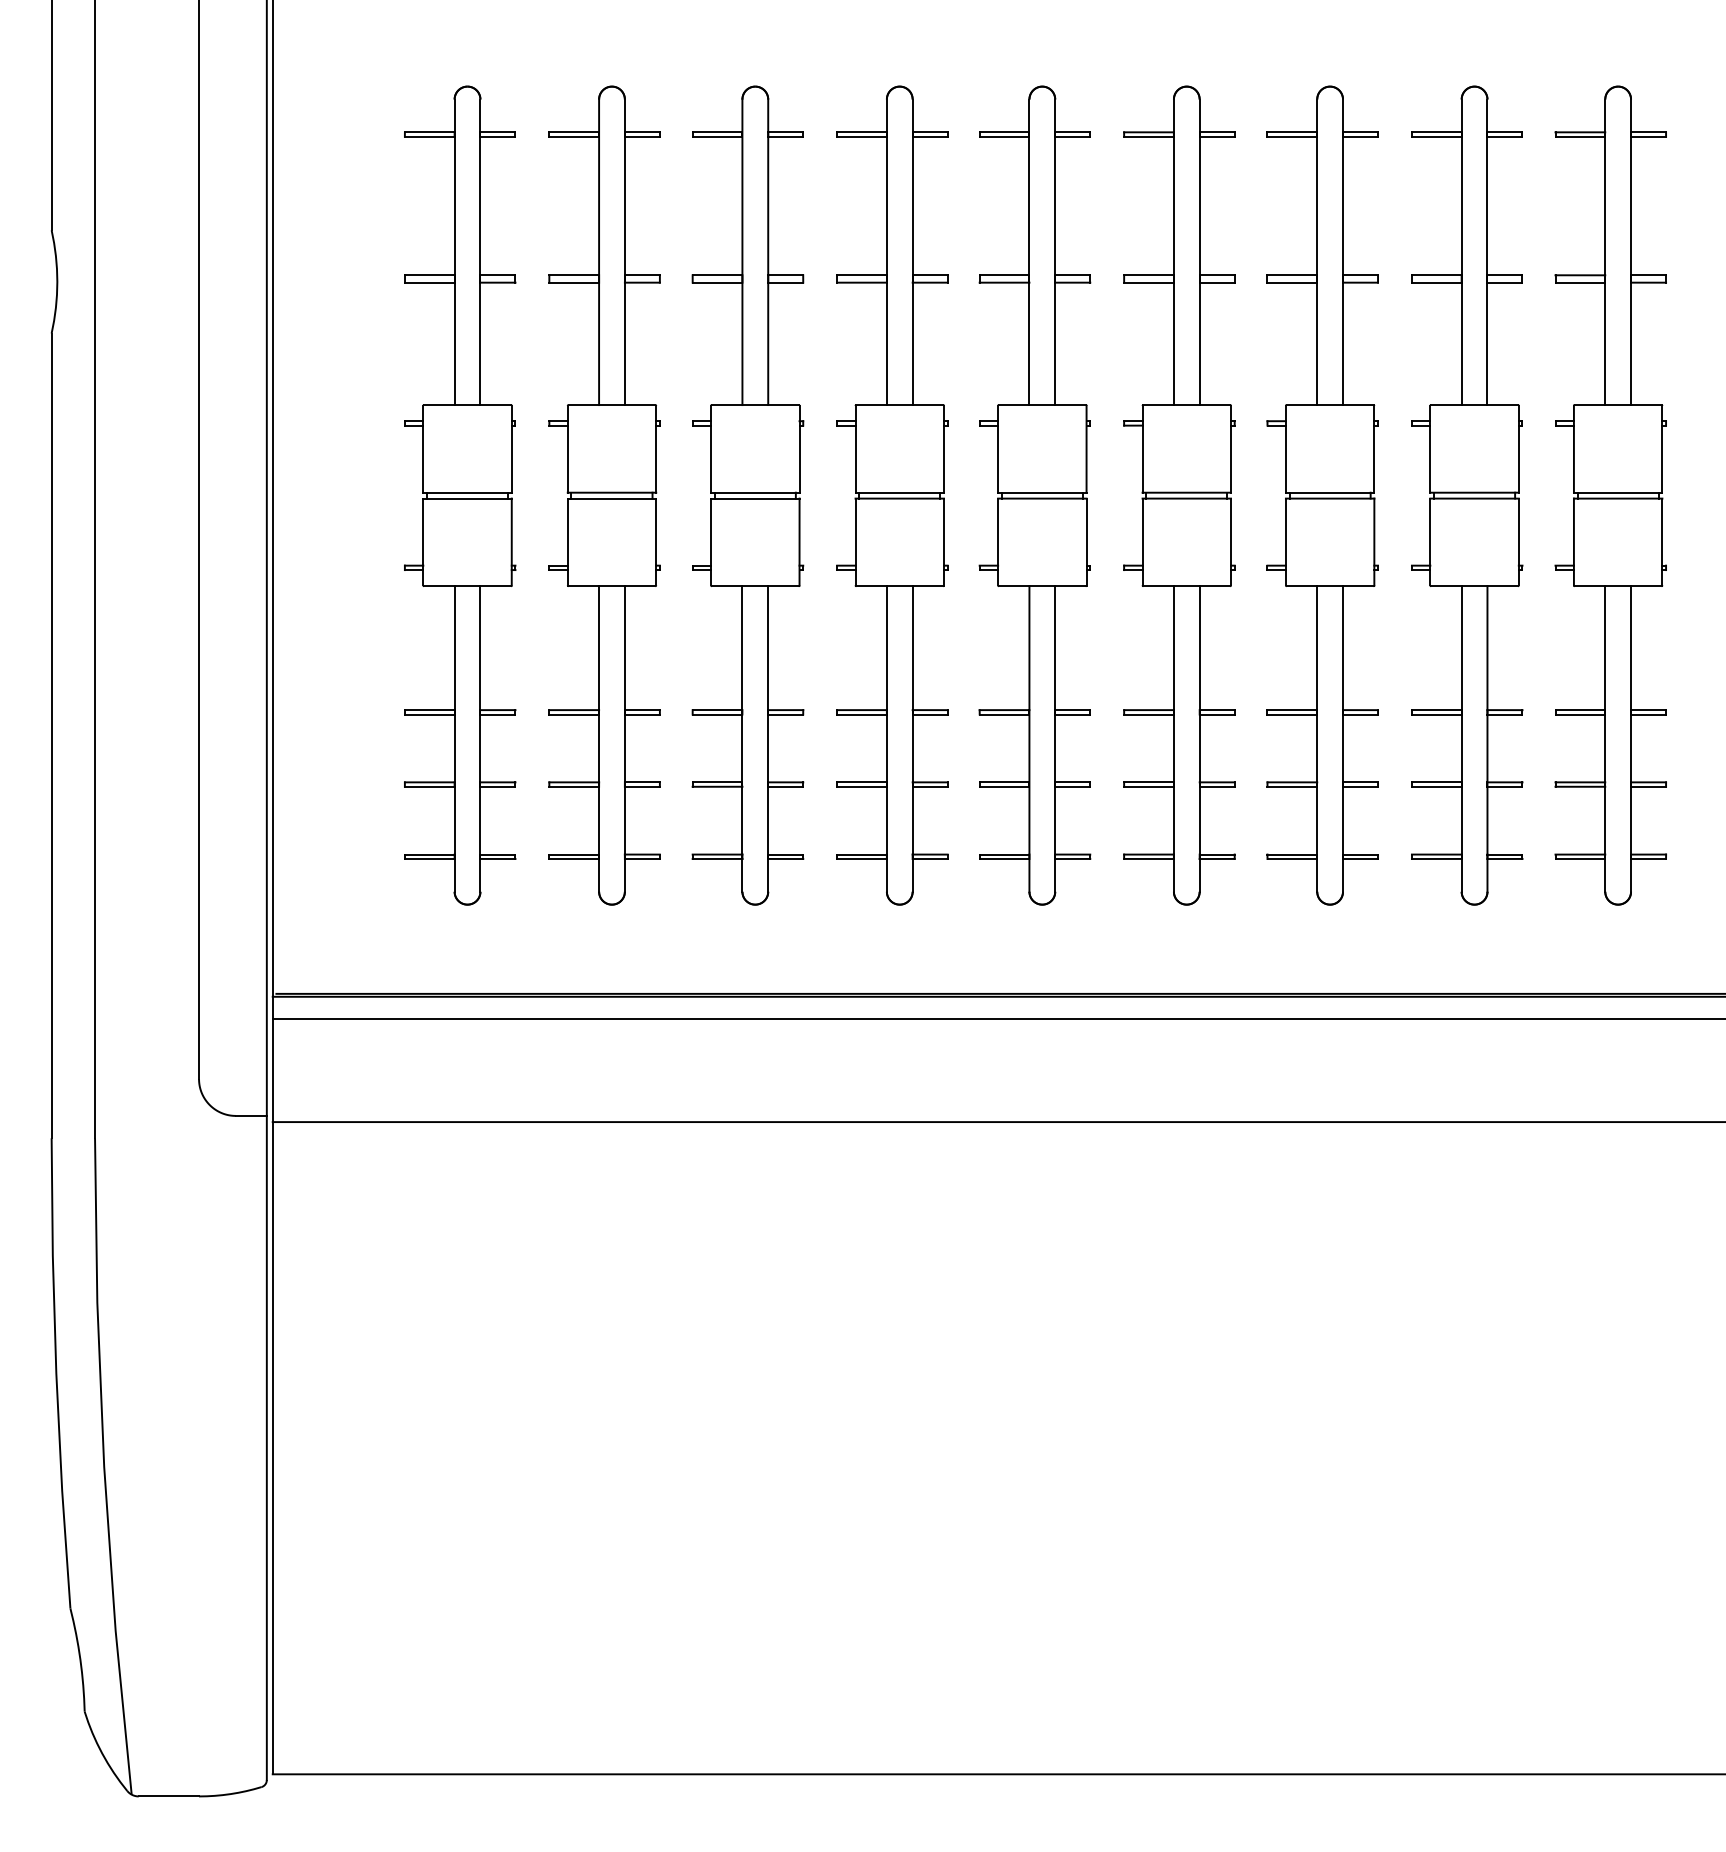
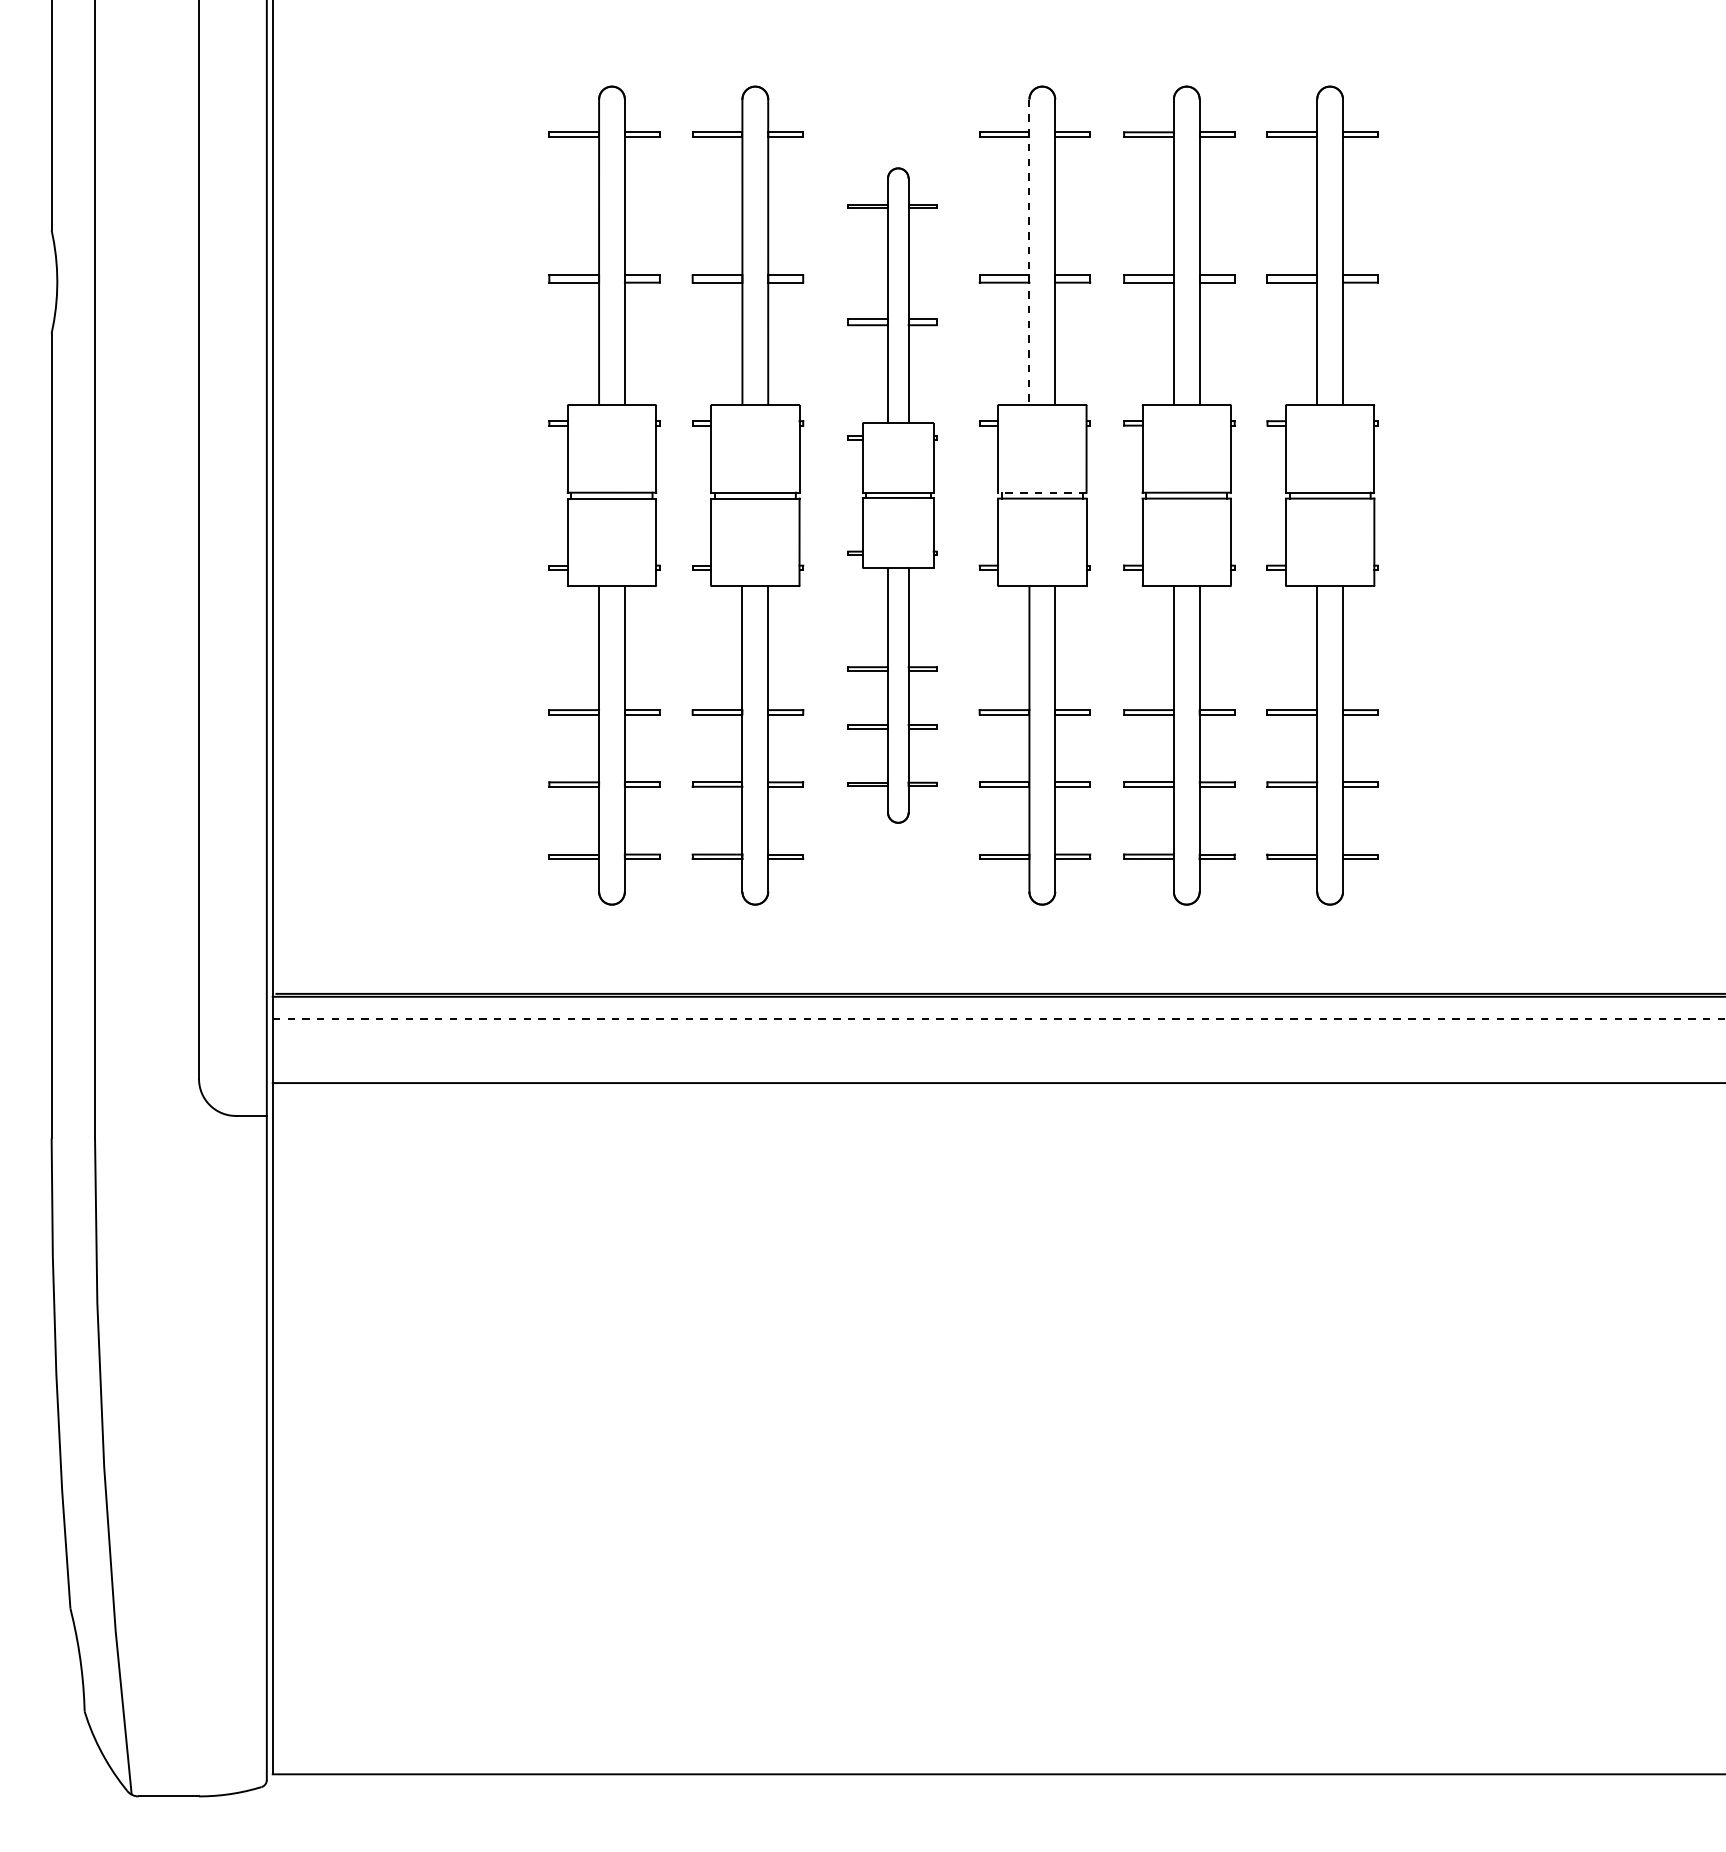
line: solid -> dashed (1029, 252)
line: solid -> dashed (1041, 492)
part: present -> none (460, 495)
part size: 113x821 px -> 91x657 px (892, 495)
part: present -> none (1467, 495)
part: present -> none (1610, 495)
line: solid -> dashed (998, 1018)
line position: (997, 1122) -> (997, 1083) (997, 1083)
